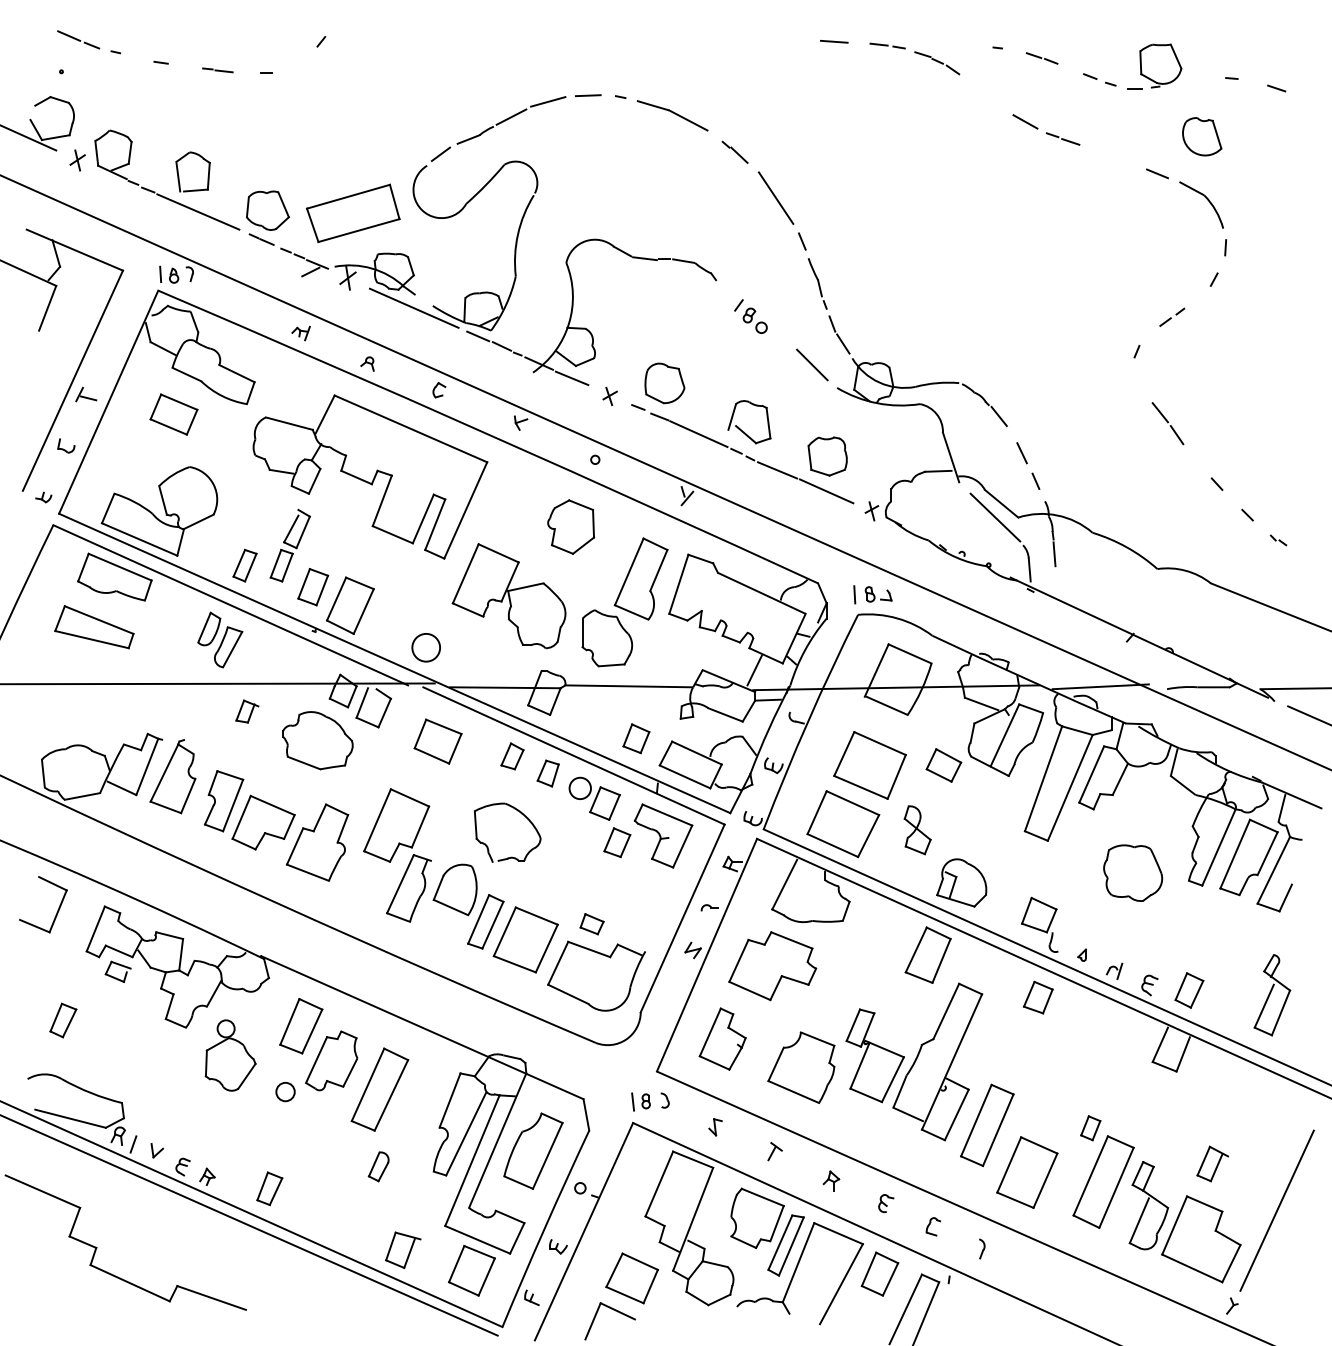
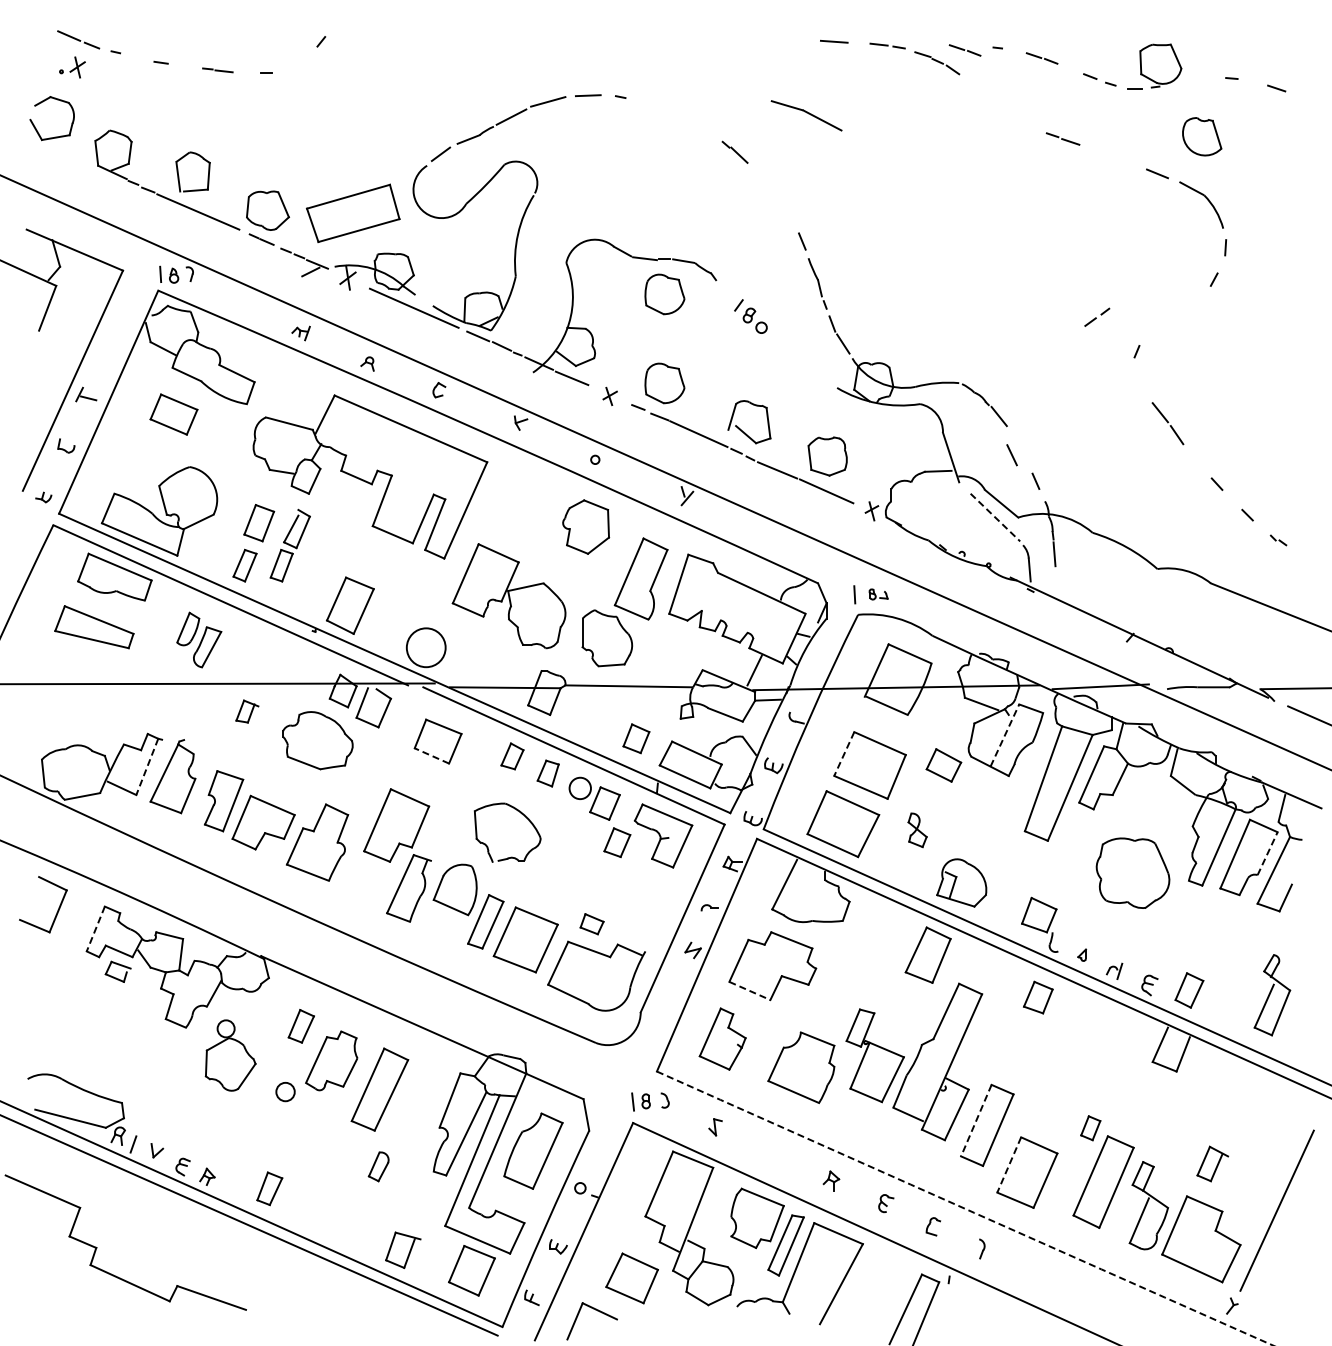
line: none -> present (964, 50)
part position: (672, 115) -> (806, 115) (806, 115)
line: present -> none (1025, 121)
line: present -> none (29, 138)
part position: (77, 160) -> (77, 67) (77, 67)
line: present -> none (775, 197)
part: none -> present (664, 294)
line position: (1171, 317) -> (1096, 317) (1096, 317)
line: present -> none (812, 364)
line position: (1021, 453) -> (1011, 455) (1011, 455)
line: solid -> dashed (995, 517)
part position: (571, 526) -> (586, 526) (586, 526)
part position: (313, 587) -> (259, 523) (259, 523)
part size: 29x17 px -> 21x13 px (878, 594)
part position: (220, 639) -> (199, 639) (199, 639)
circle diameter: 28 px -> 39 px (425, 647)
line: solid -> dashed (1005, 735)
line: solid -> dashed (844, 754)
line: solid -> dashed (431, 755)
line: solid -> dashed (147, 767)
part size: 29x51 px -> 21x37 px (917, 830)
line: solid -> dashed (1267, 853)
part size: 61x58 px -> 76x72 px (1132, 872)
line: solid -> dashed (95, 929)
line: solid -> dashed (750, 991)
part: present -> none (63, 1020)
part size: 45x57 px -> 28x35 px (300, 1026)
line: solid -> dashed (976, 1120)
part: present -> none (774, 1151)
line: solid -> dashed (1009, 1165)
arc: solid -> dashed (965, 1209)
part: present -> none (879, 1273)
part position: (615, 1311) -> (597, 1311) (597, 1311)
